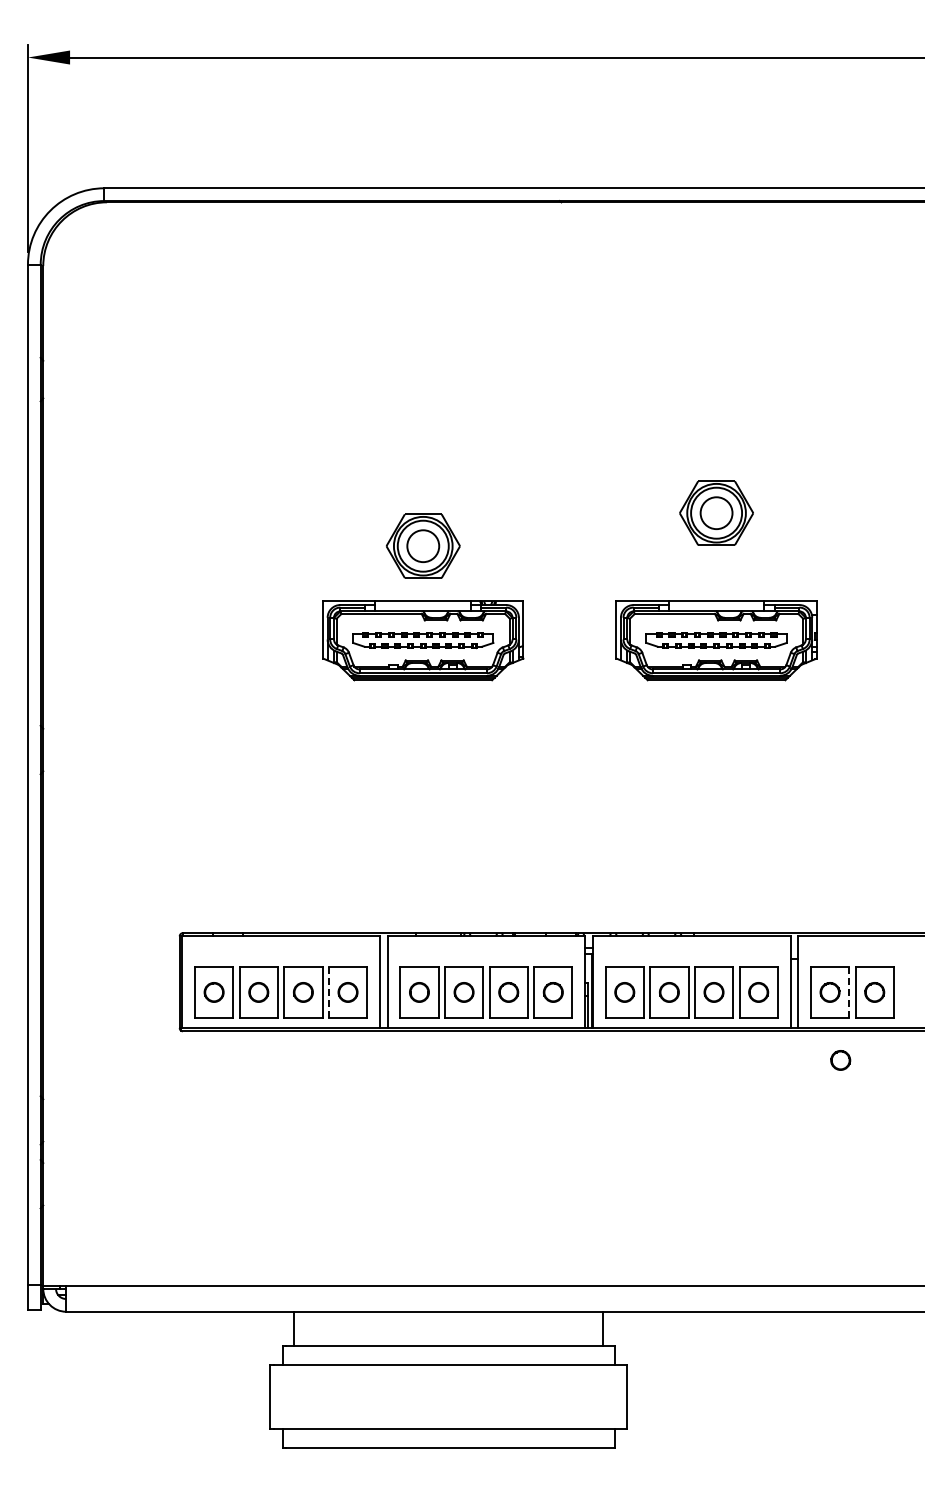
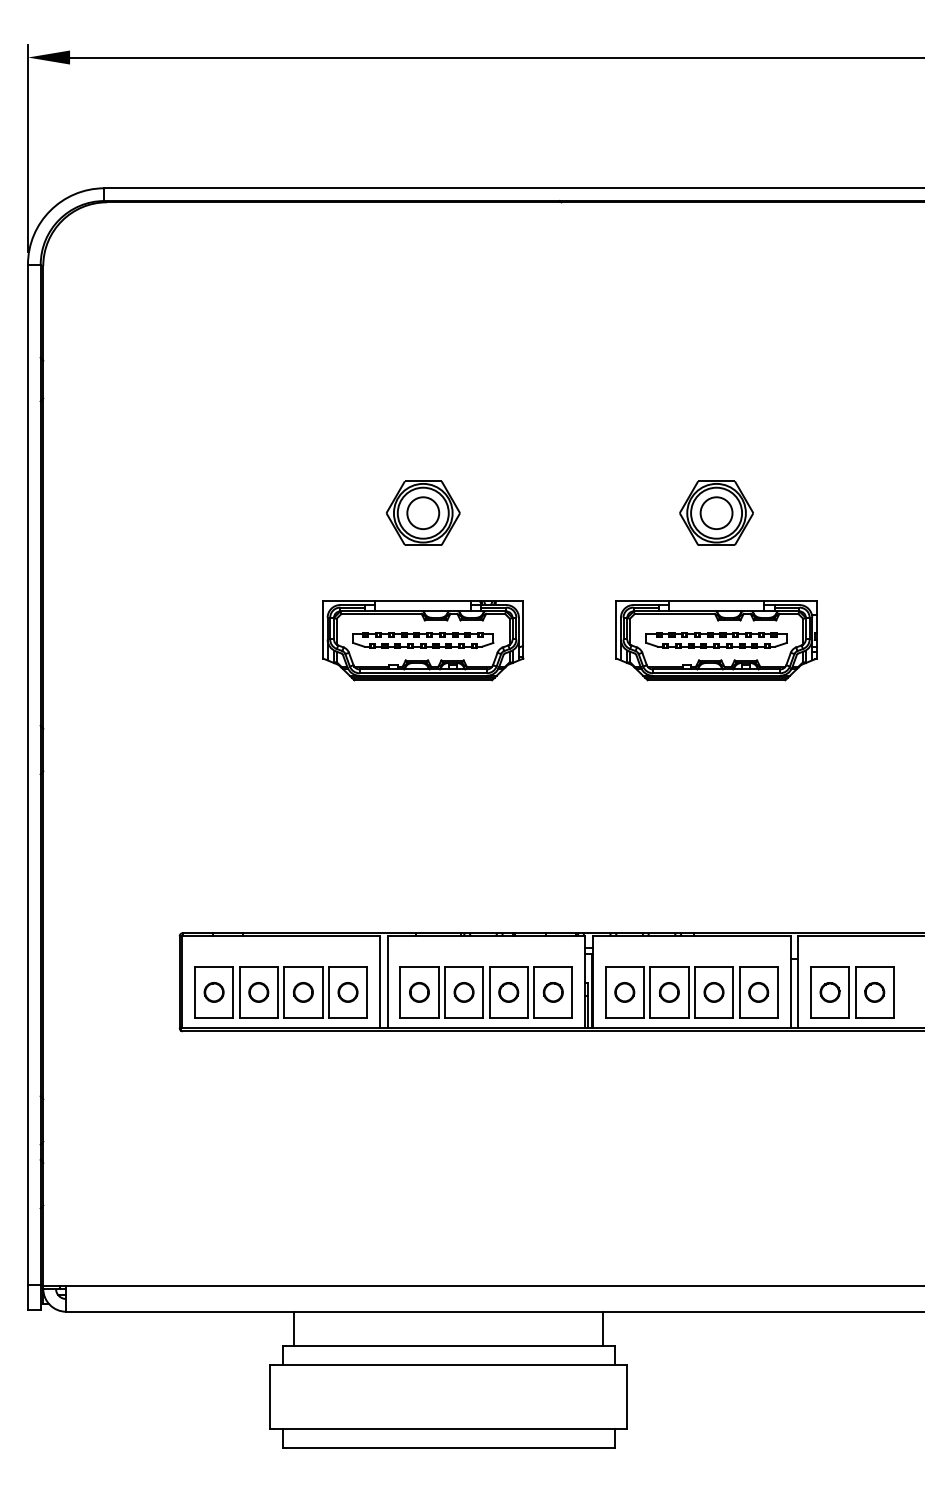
part position: (423, 545) -> (423, 512) (423, 512)
line: dashed -> solid (328, 992)
line: dashed -> solid (849, 992)
circle: present -> none (840, 1060)
